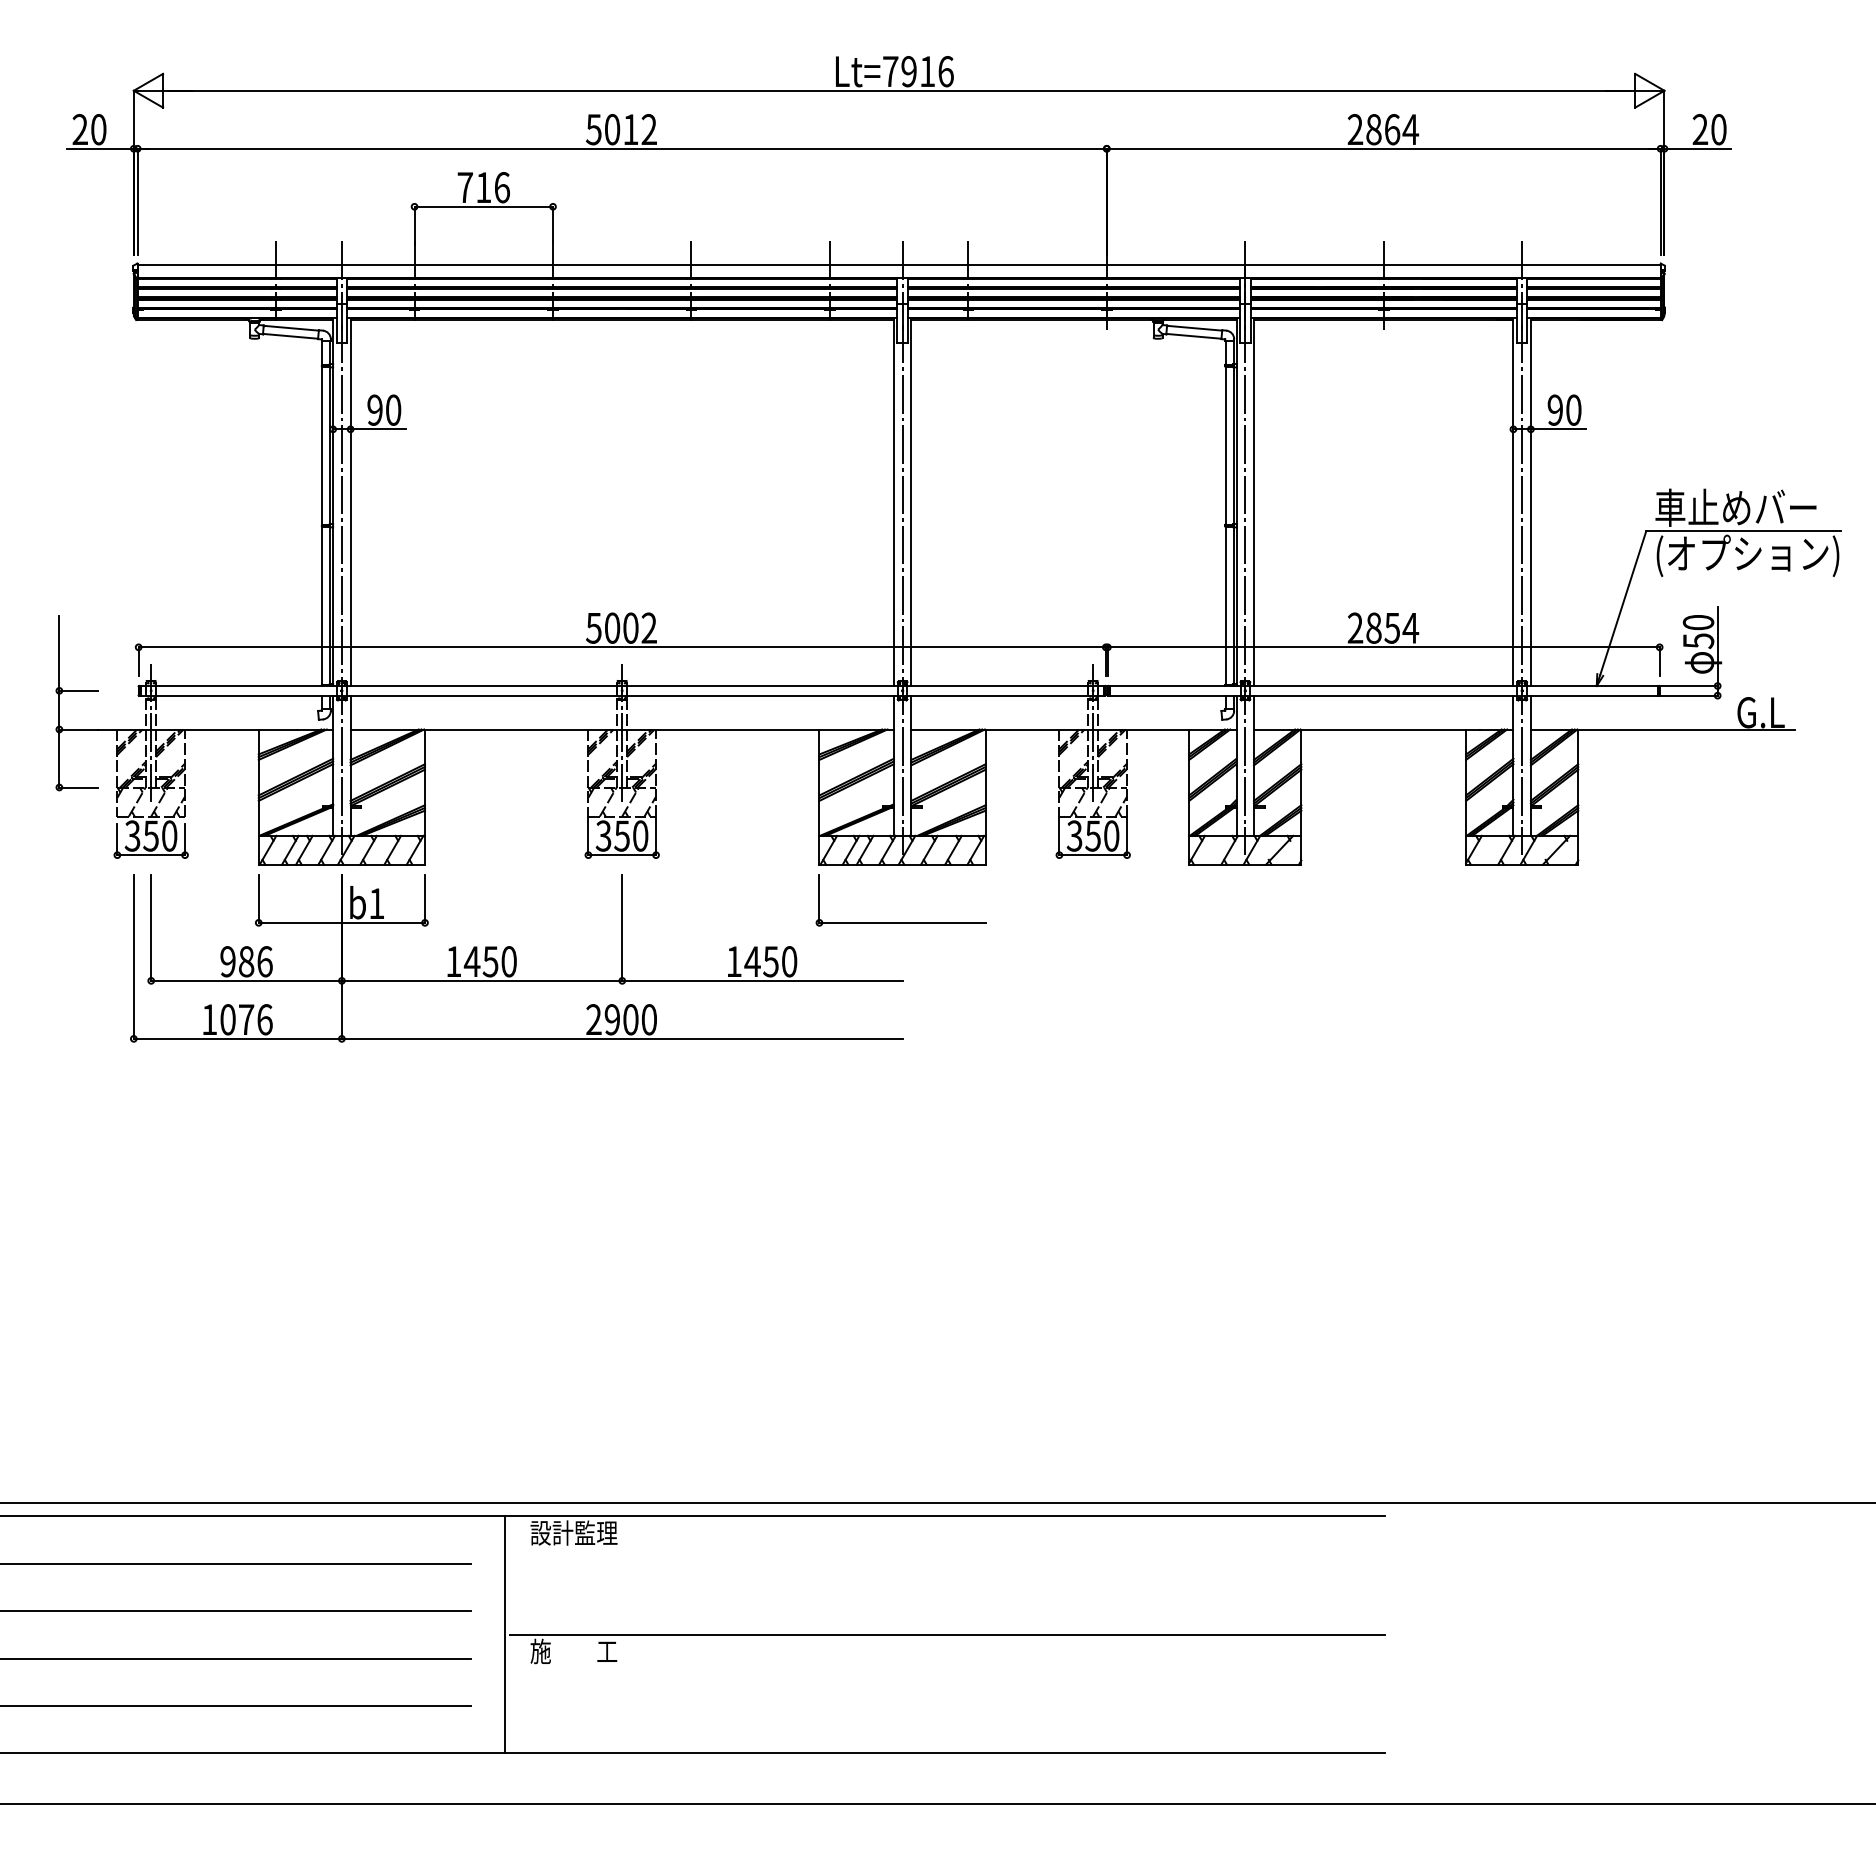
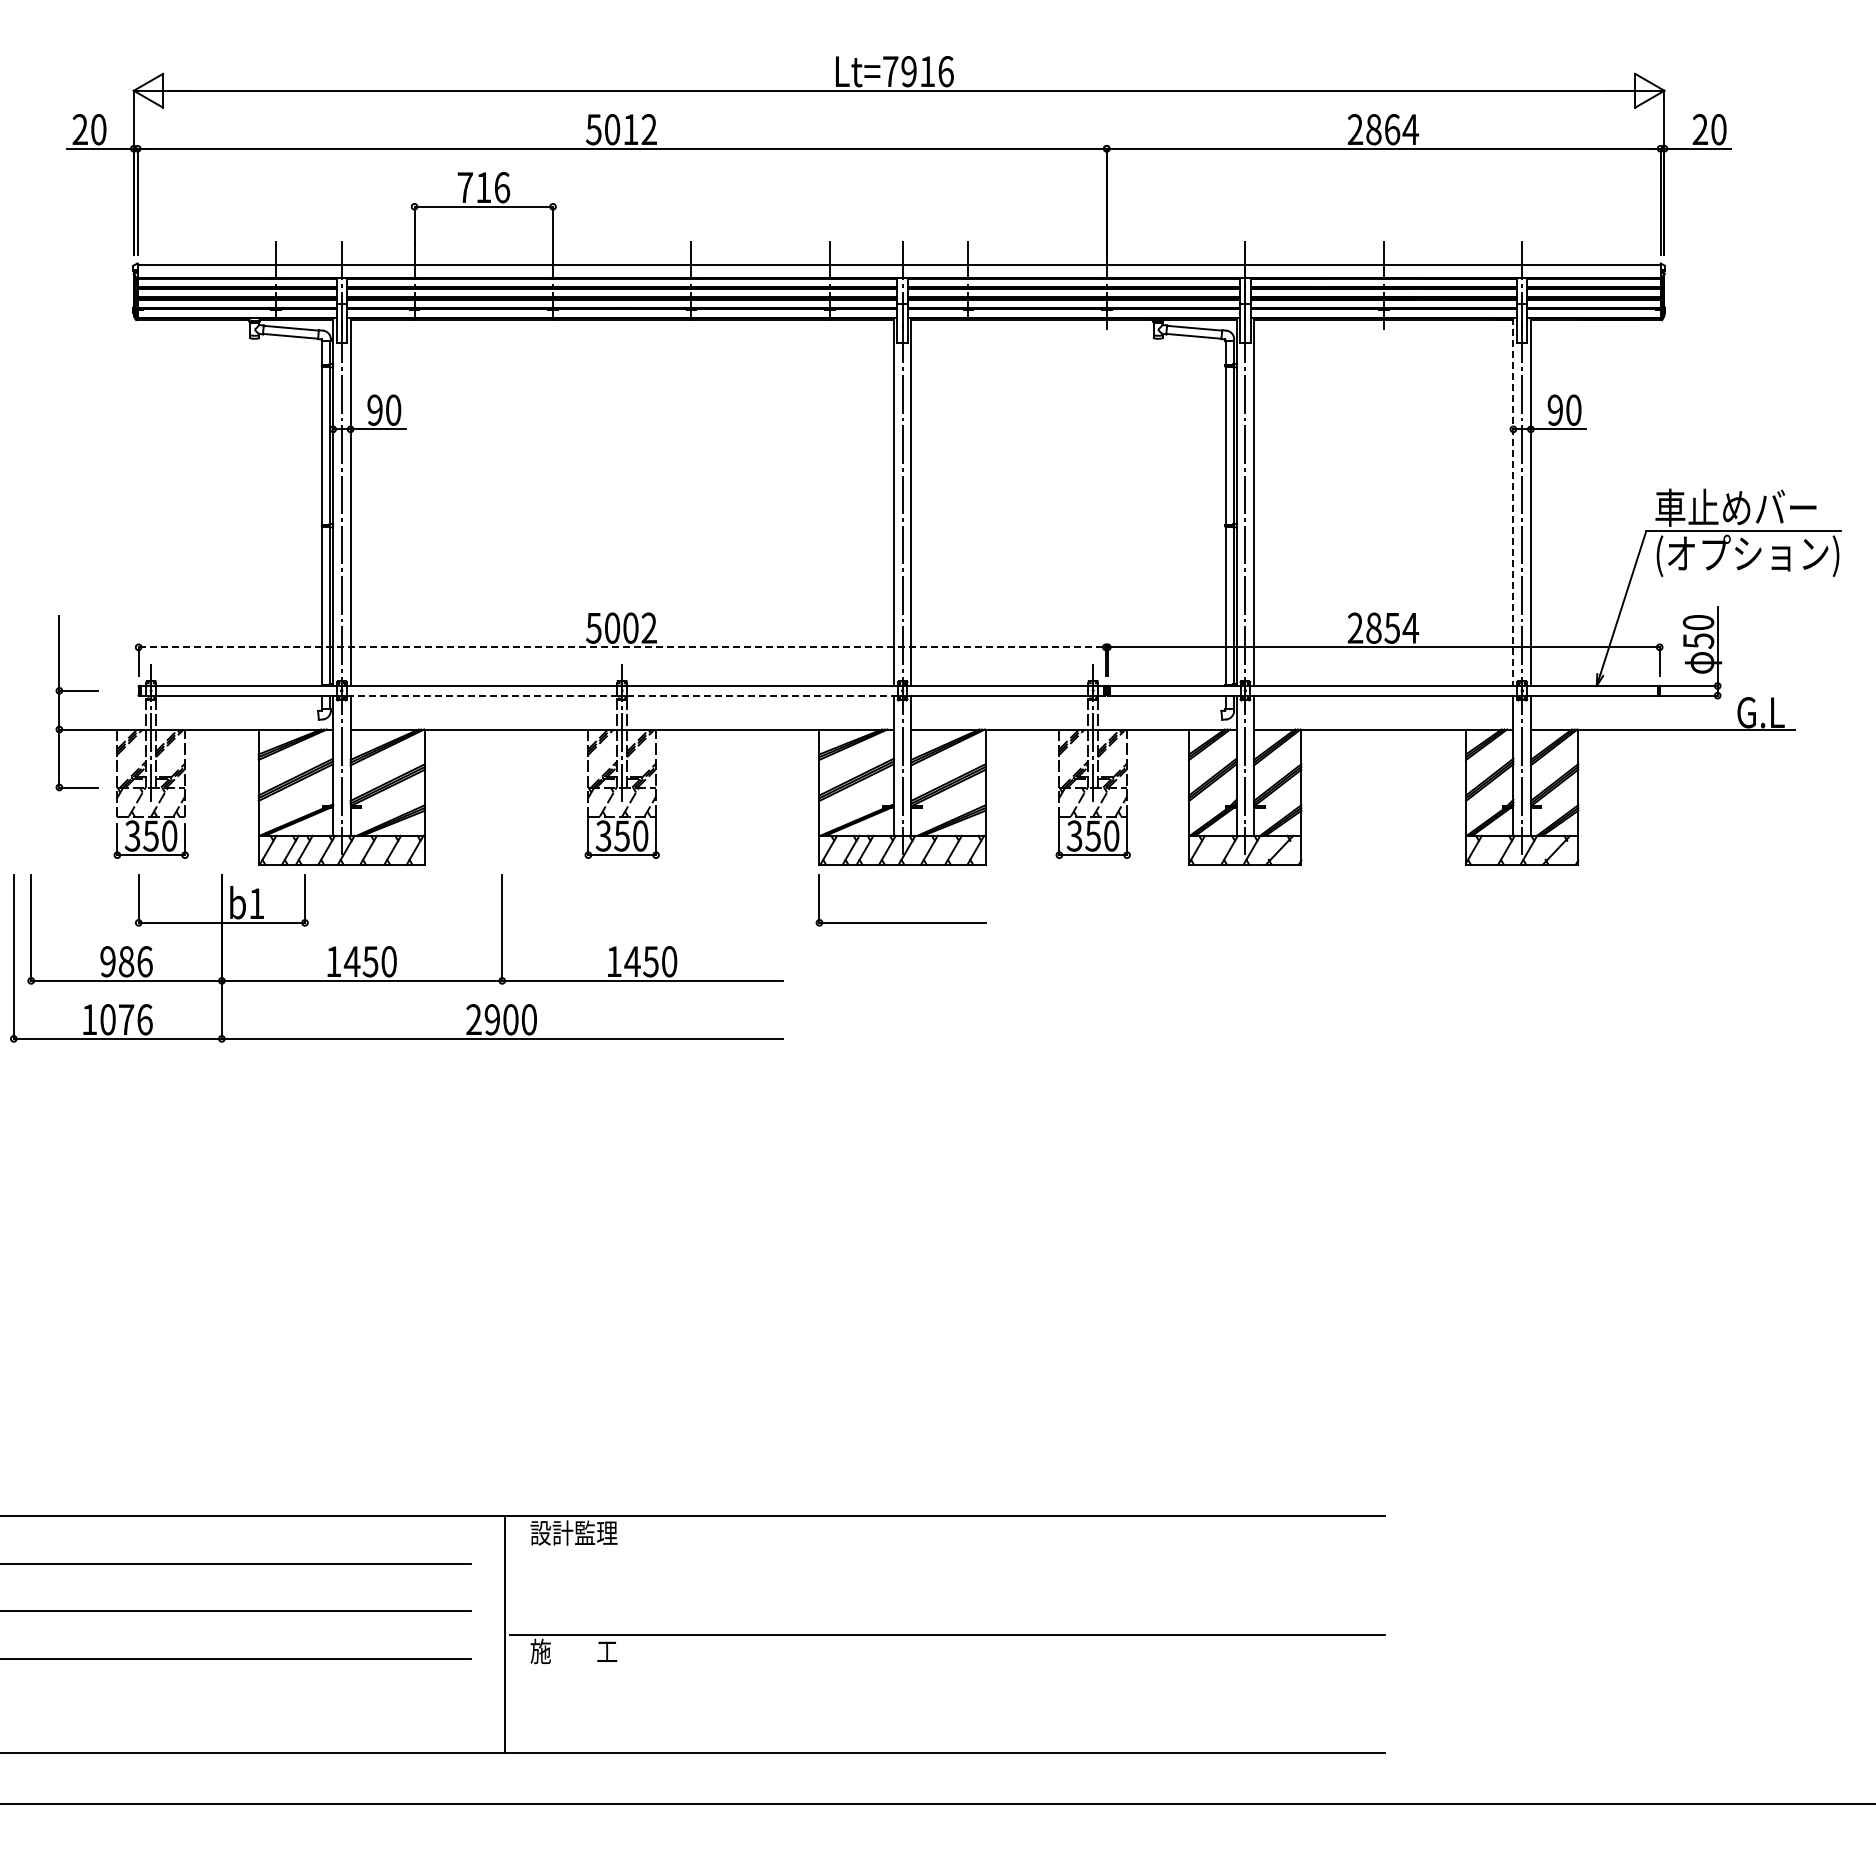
line: solid -> dashed (1513, 502)
line: solid -> dashed (622, 647)
line: solid -> dashed (482, 695)
line: solid -> dashed (762, 695)
part position: (516, 958) -> (396, 958) (396, 958)
line: present -> none (937, 1502)
line: present -> none (236, 1705)
